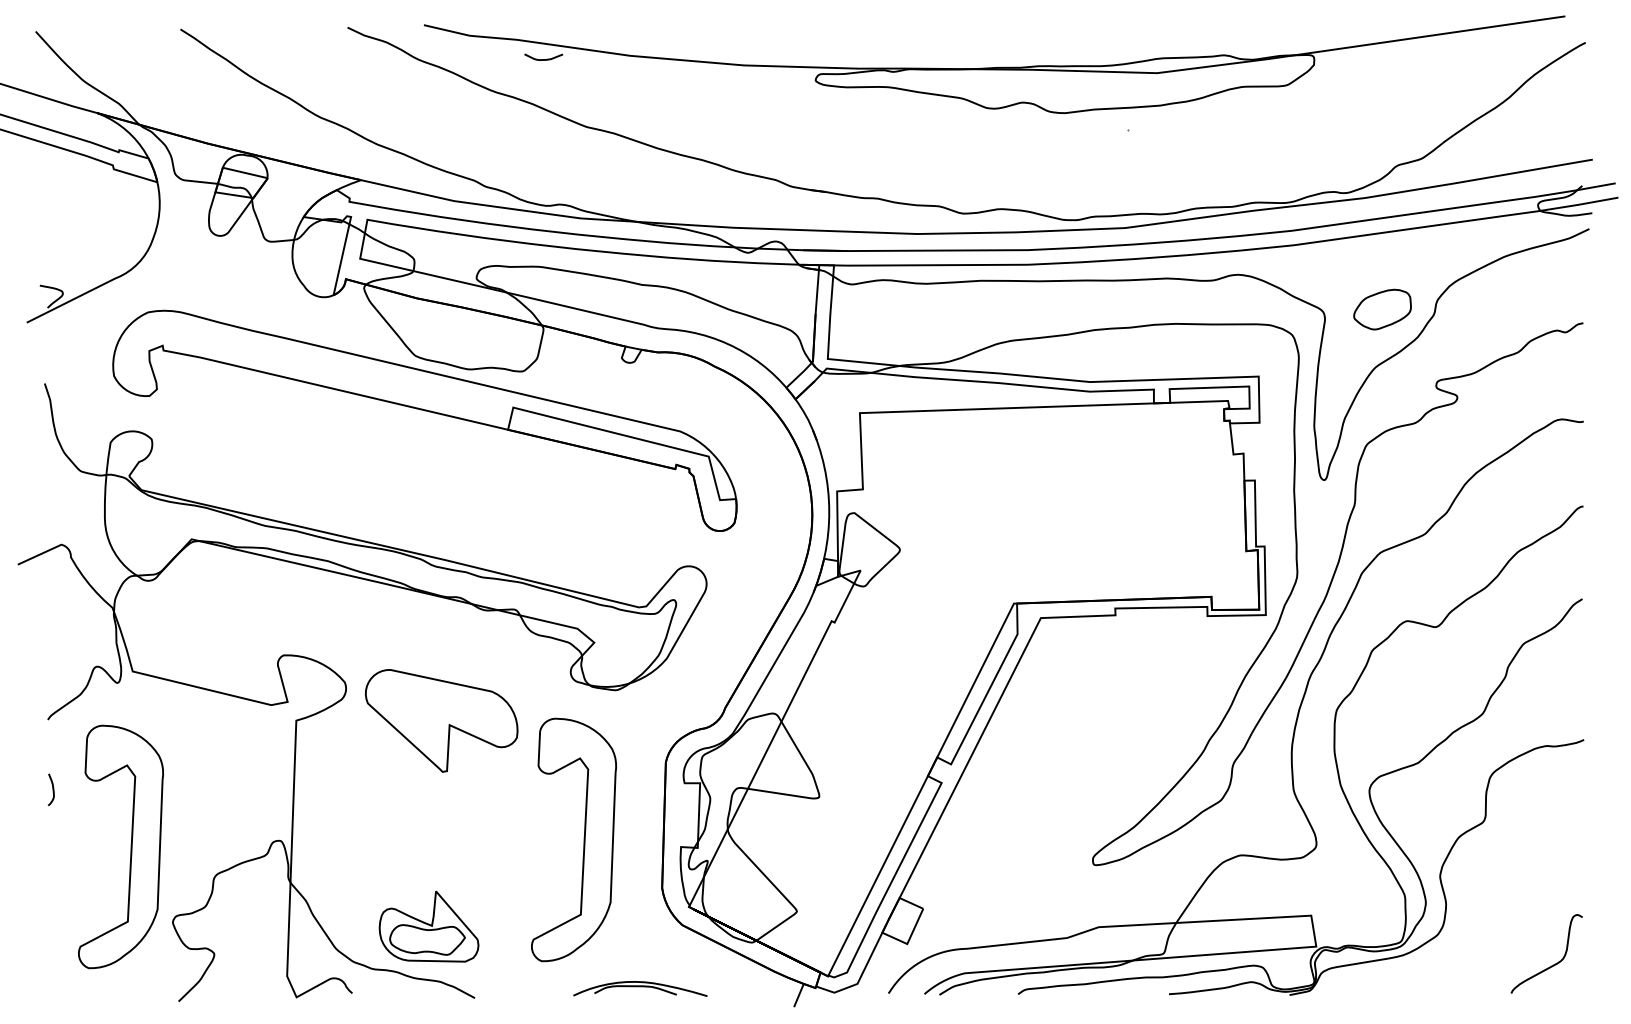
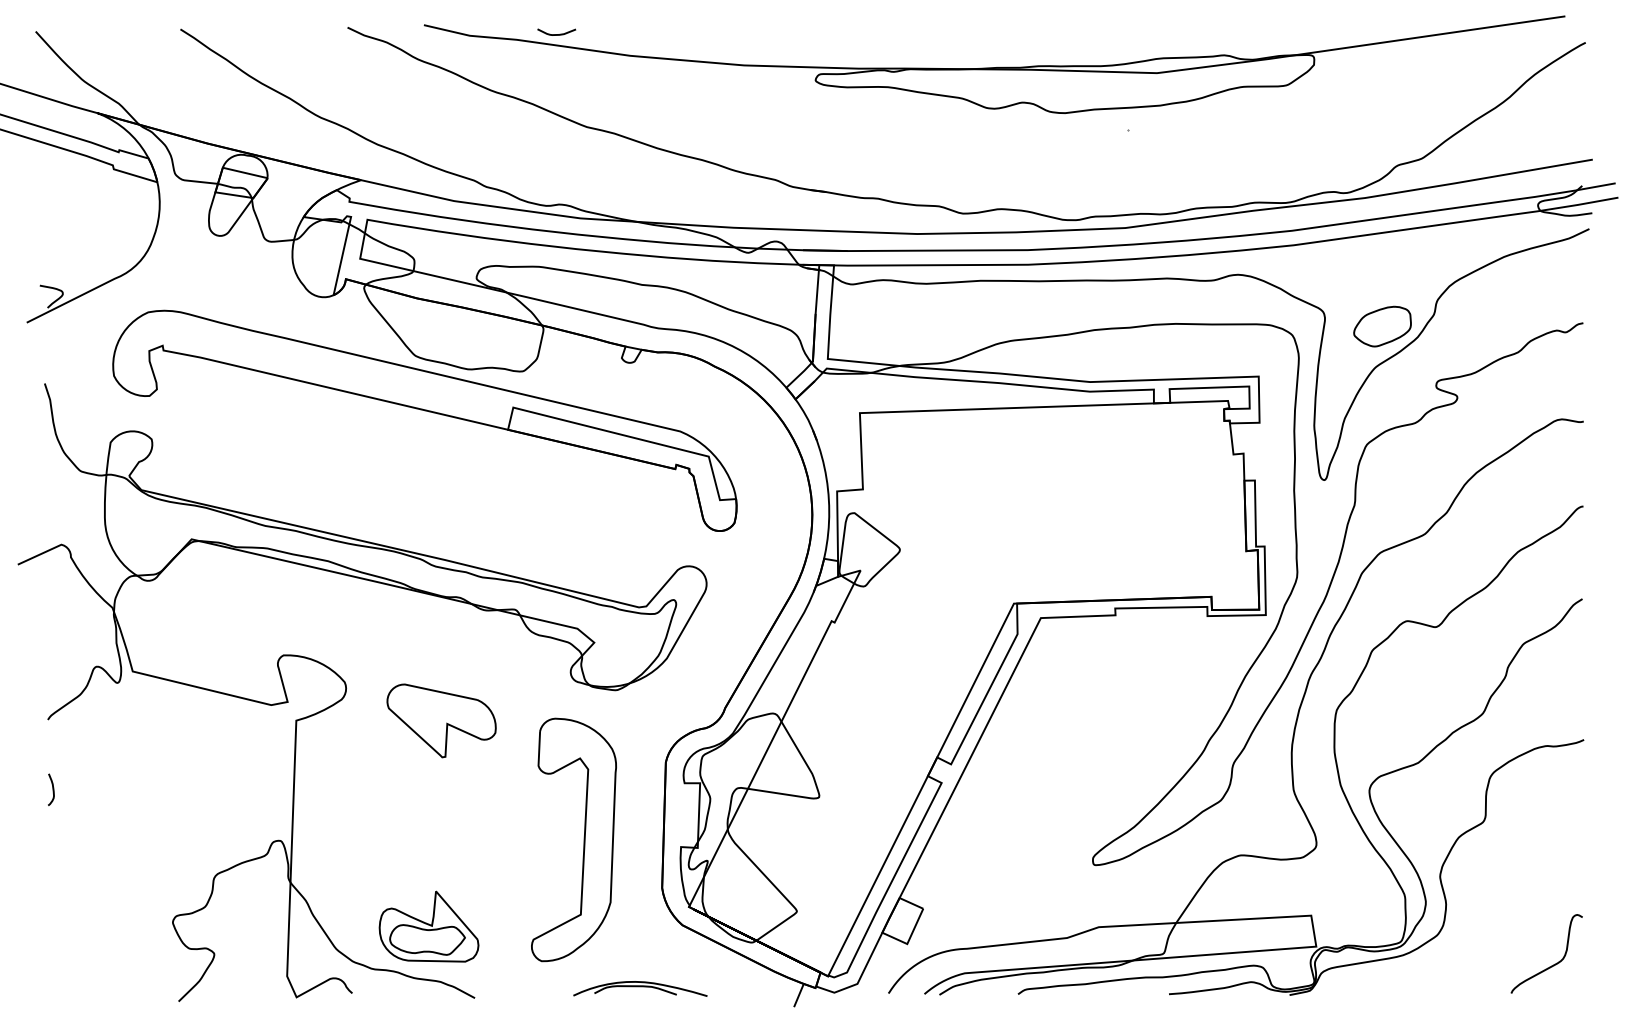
curve position: (543, 59) -> (556, 34) (556, 34)
part position: (1382, 309) -> (1382, 326) (1382, 326)
part size: 154x104 px -> 111x76 px (441, 720)
part: present -> none (130, 846)
